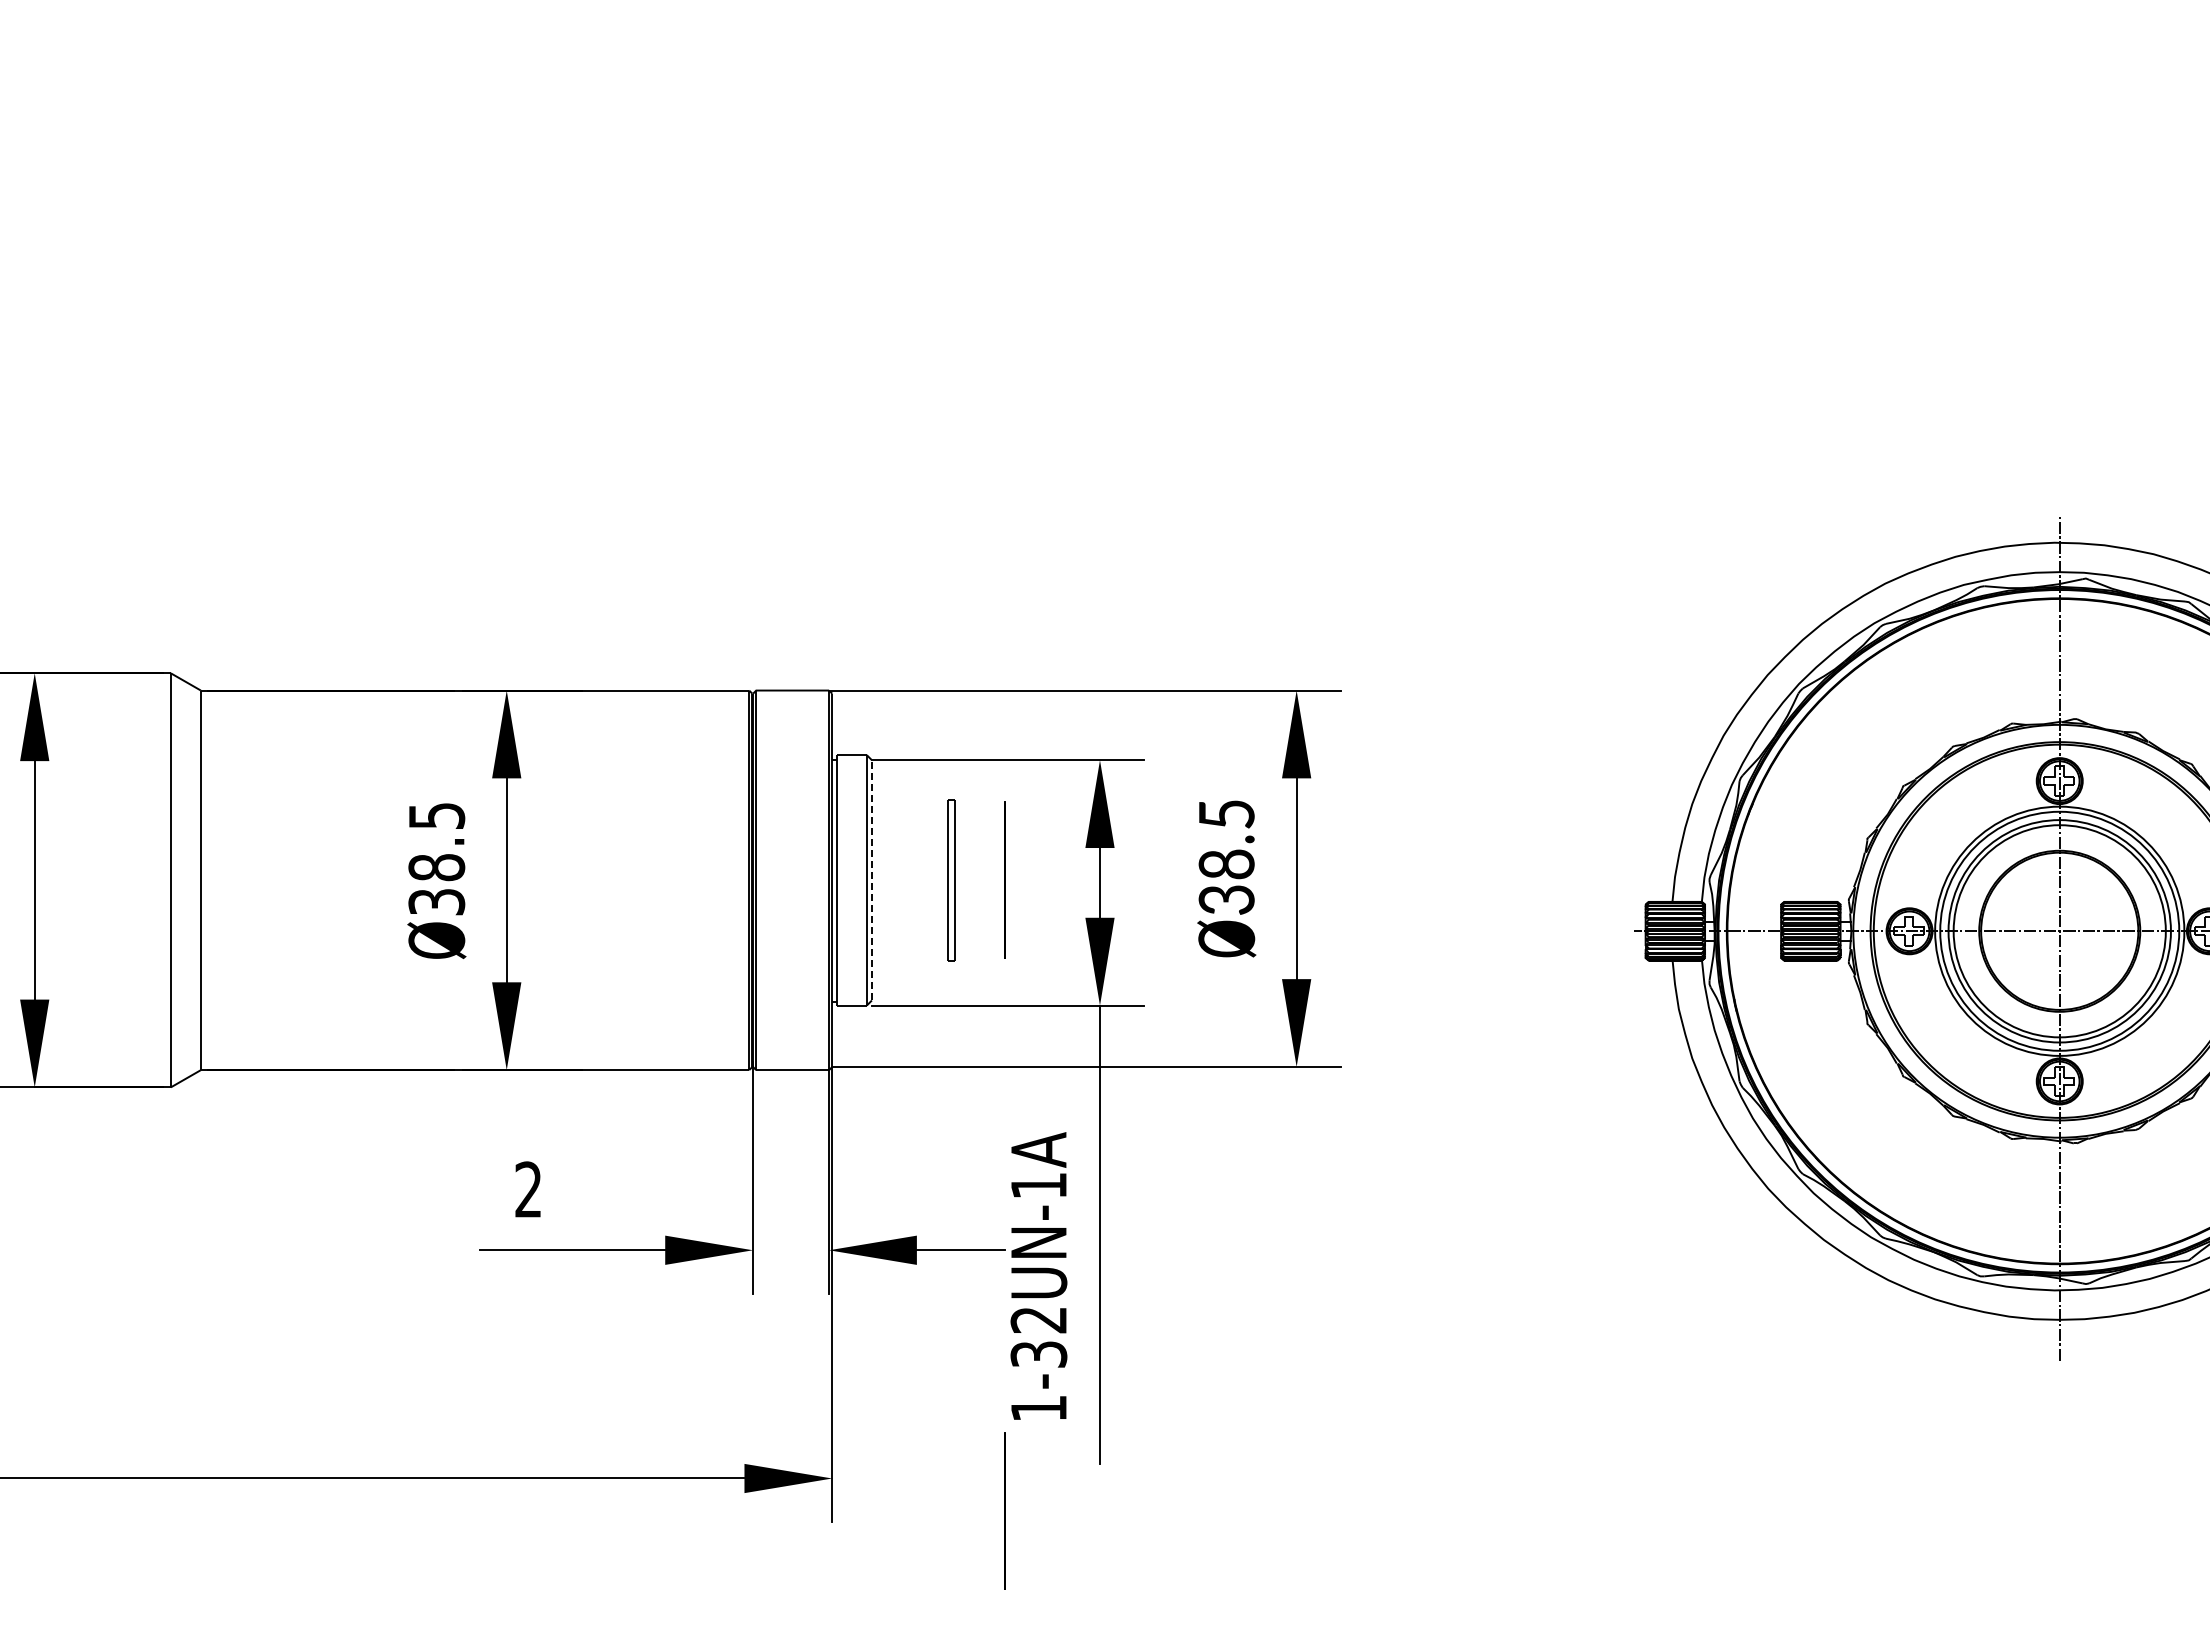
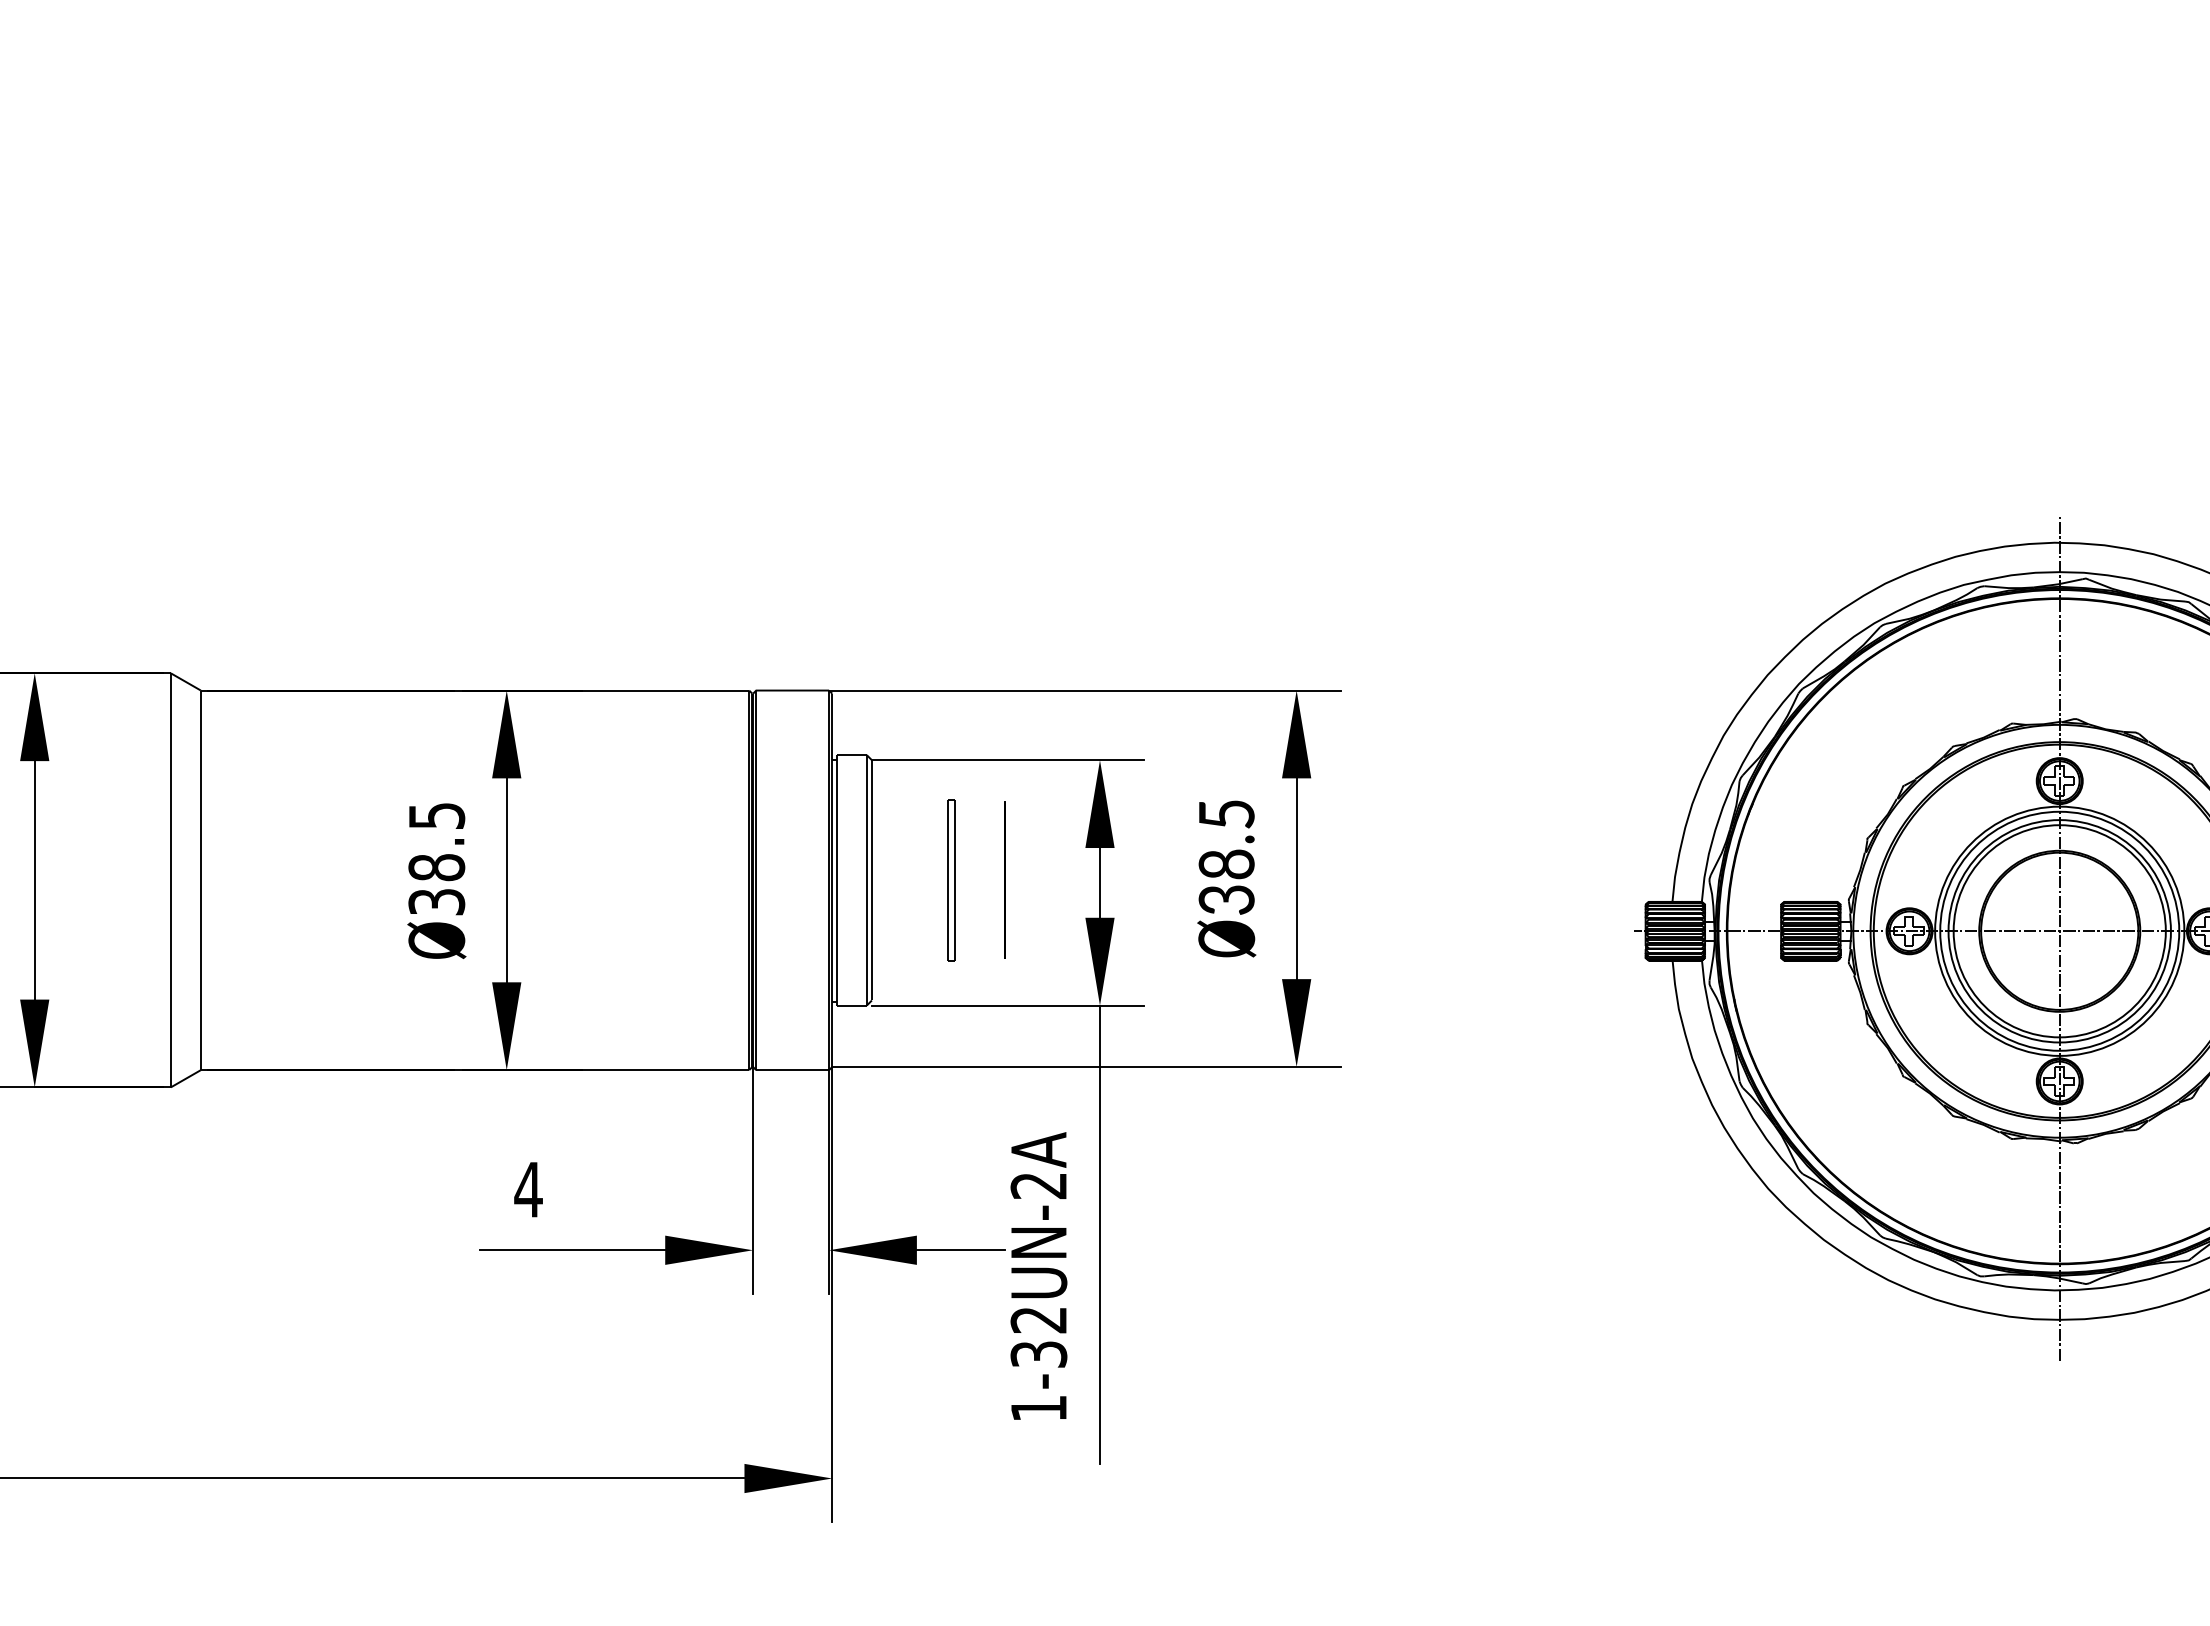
line: dashed -> solid (871, 879)
text: 1-32UN-1A -> 1-32UN-2A (1038, 1185)
text: 2 -> 4 (528, 1189)
line: present -> none (1004, 1510)
